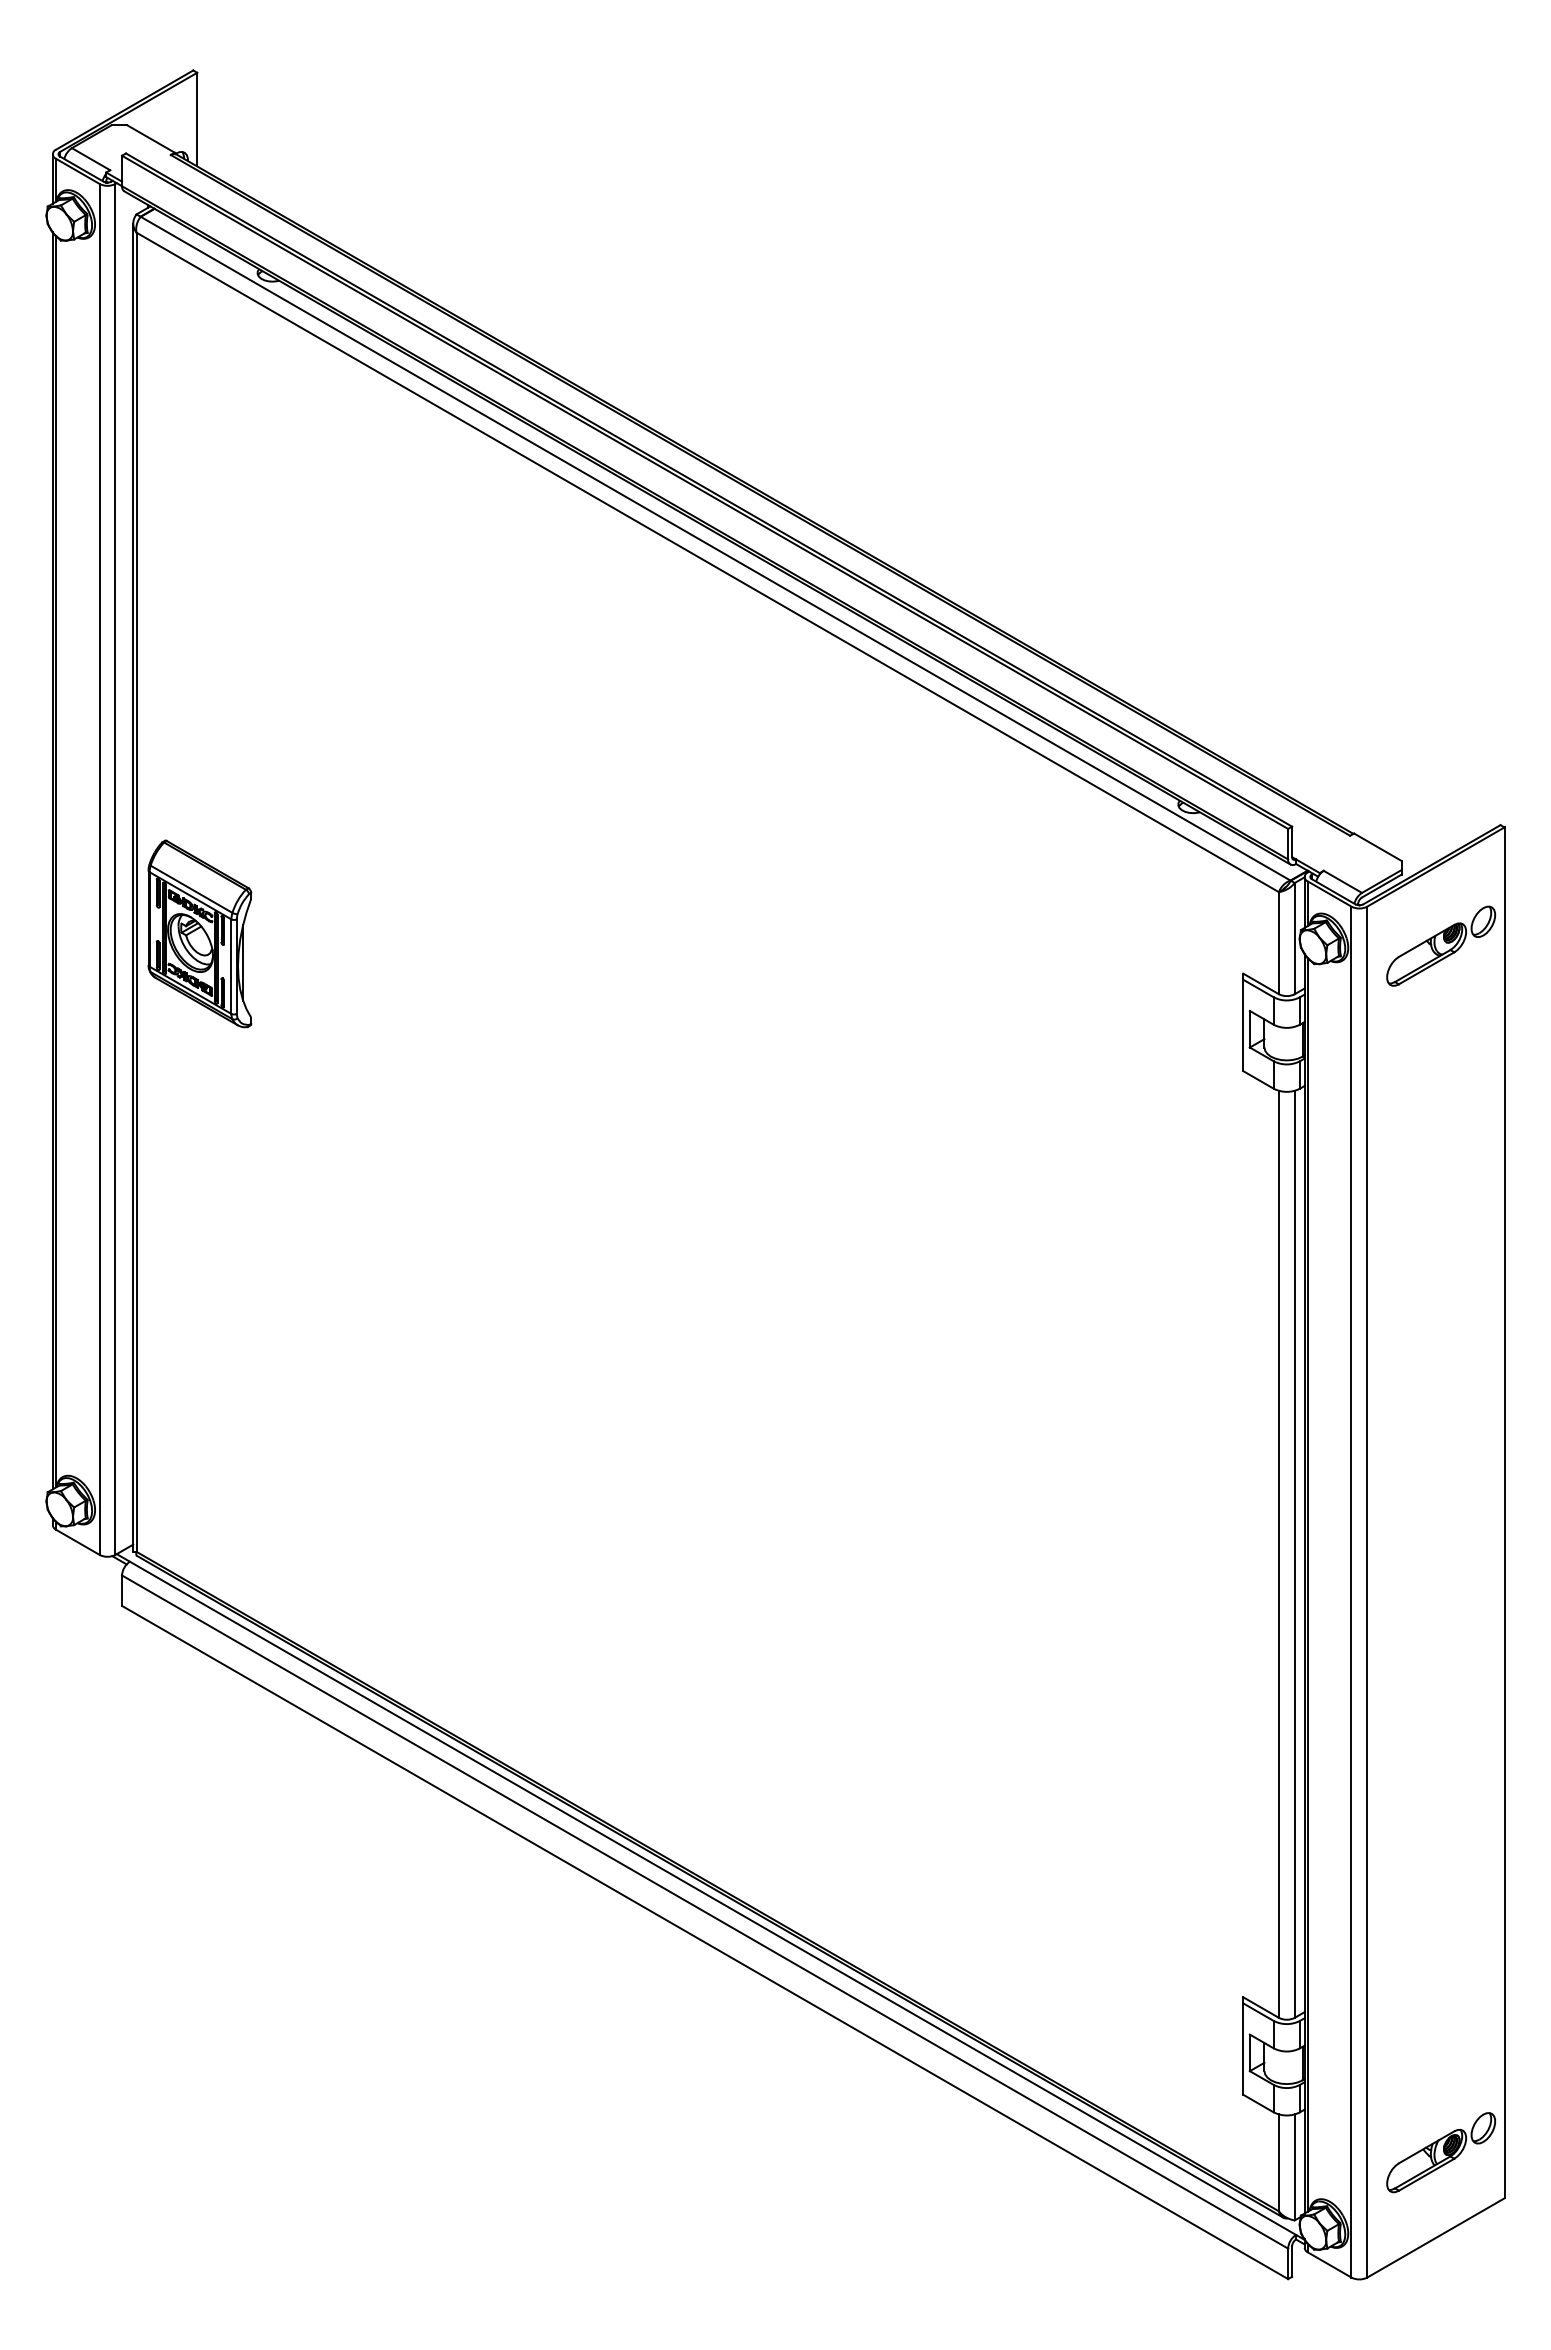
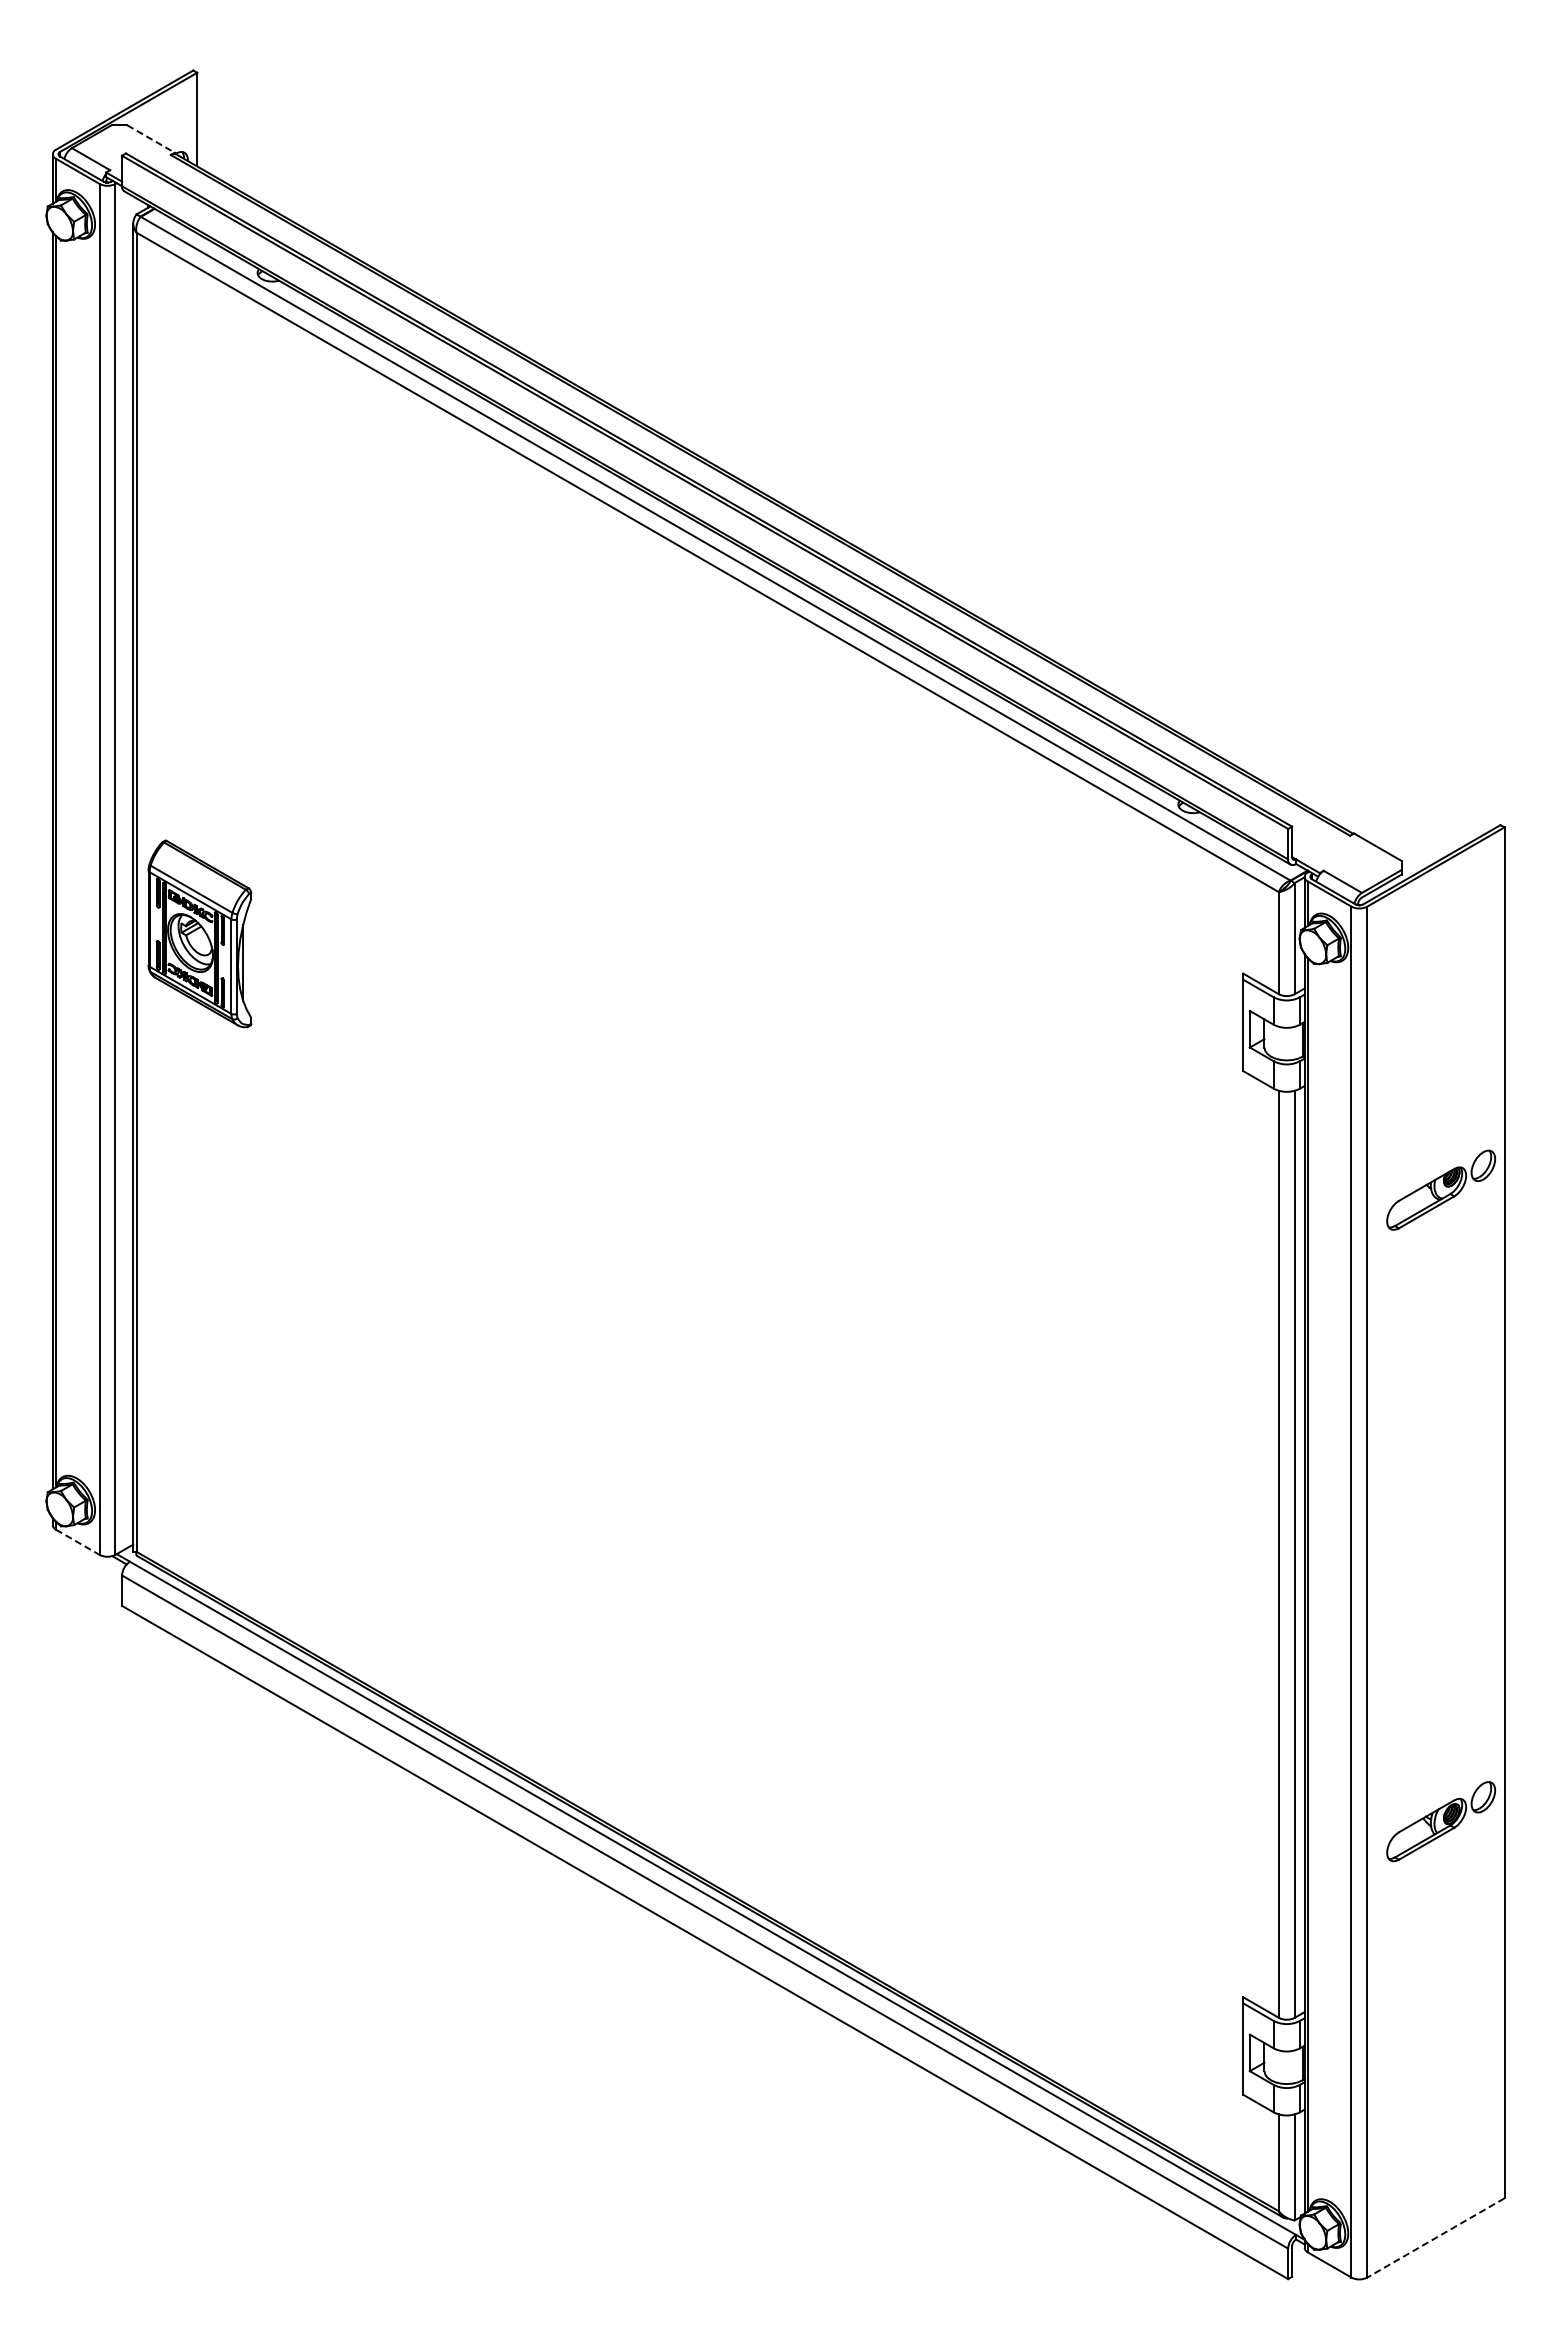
line: solid -> dashed (151, 139)
part position: (1440, 945) -> (1440, 1189) (1440, 1189)
line: solid -> dashed (78, 1542)
part position: (1440, 2152) -> (1440, 1821) (1440, 1821)
line: solid -> dashed (1435, 2238)
